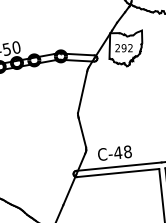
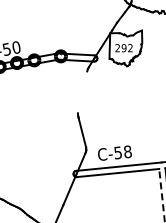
line: present -> none (82, 92)
text: C-48 -> C-58 (118, 152)
line: solid -> dashed (162, 195)
